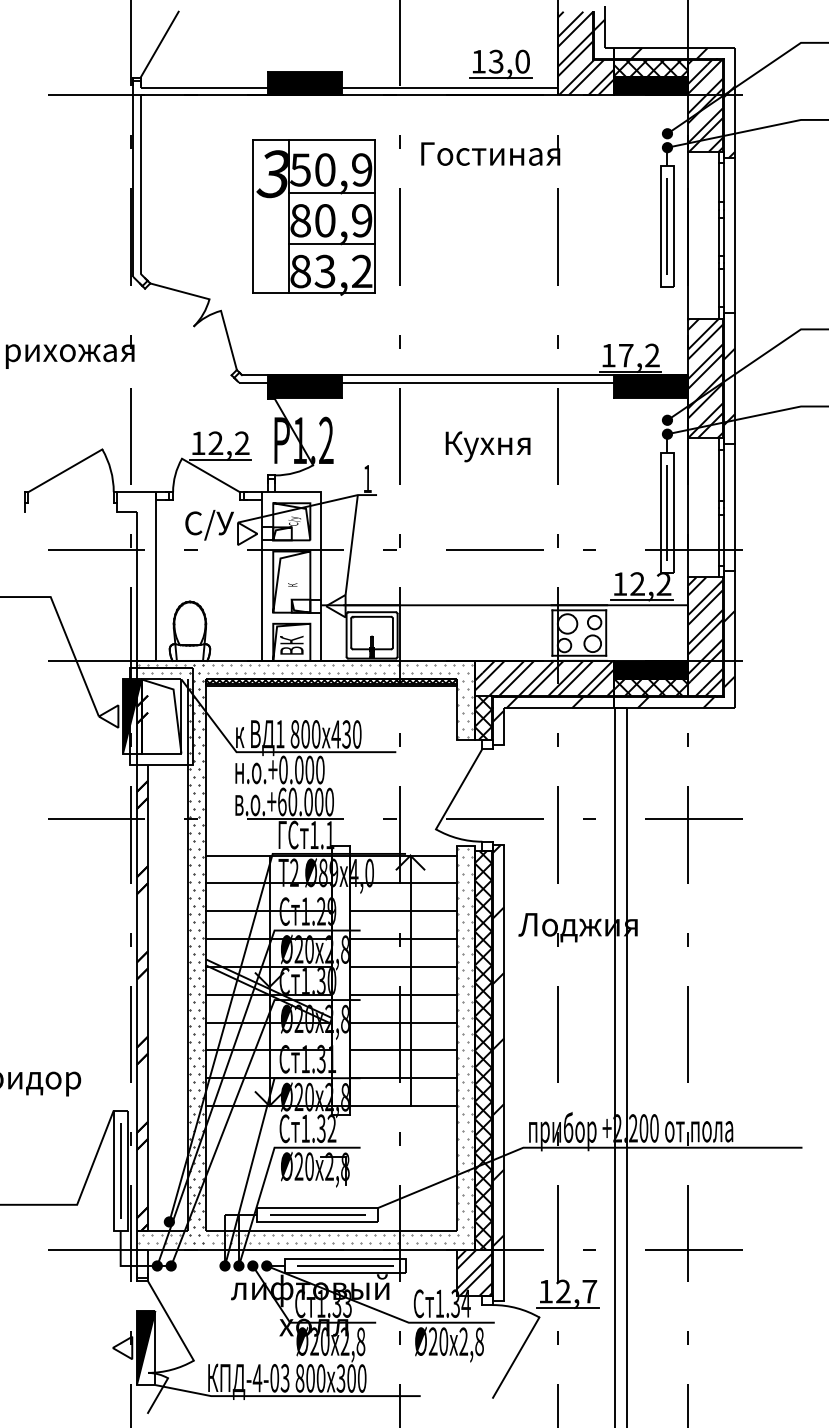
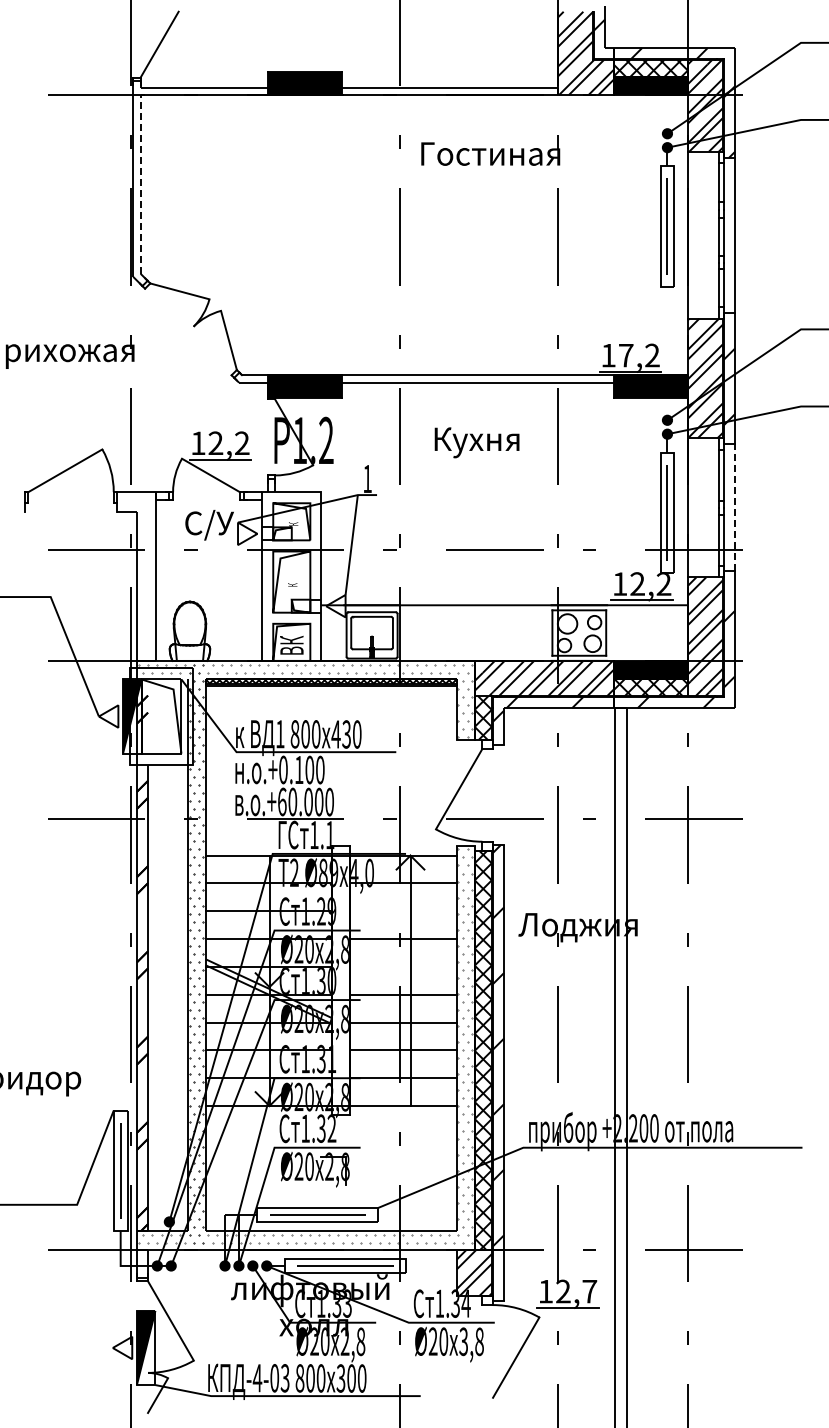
part: present -> none (500, 64)
line: solid -> dashed (140, 184)
part: present -> none (313, 217)
text position: (487, 446) -> (476, 442) (476, 442)
line: solid -> dashed (735, 507)
text: С/у -> К (294, 520)
text: .+0.000 -> .+0.100 (299, 769)
line: present -> none (403, 911)
line: present -> none (403, 966)
text: 2,8 -> 3,8 (463, 1342)
